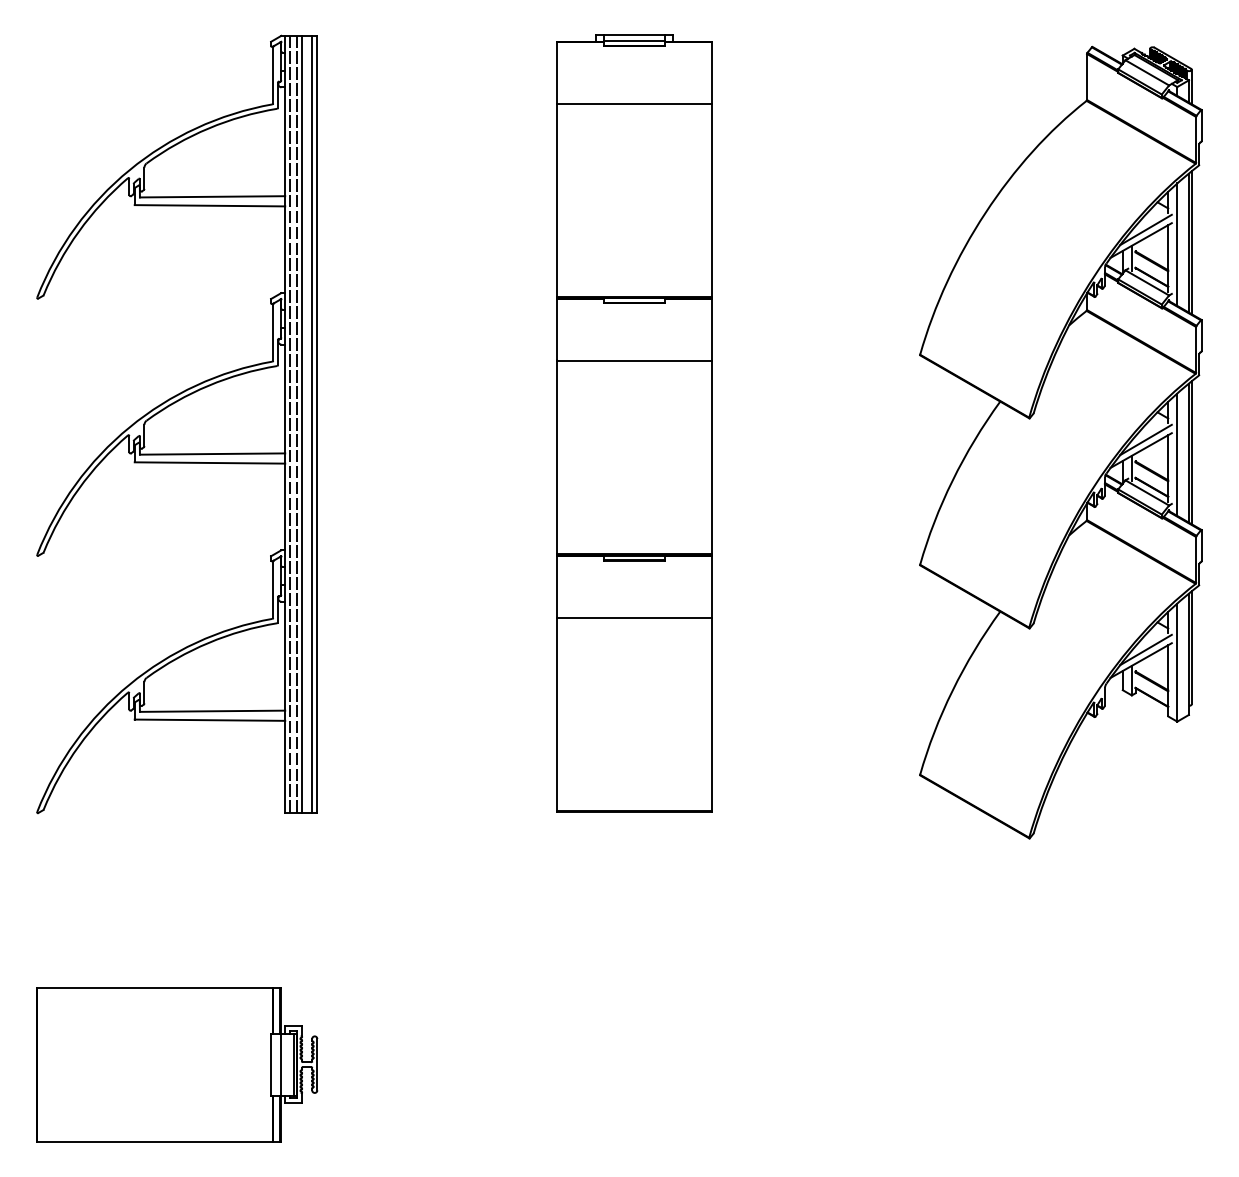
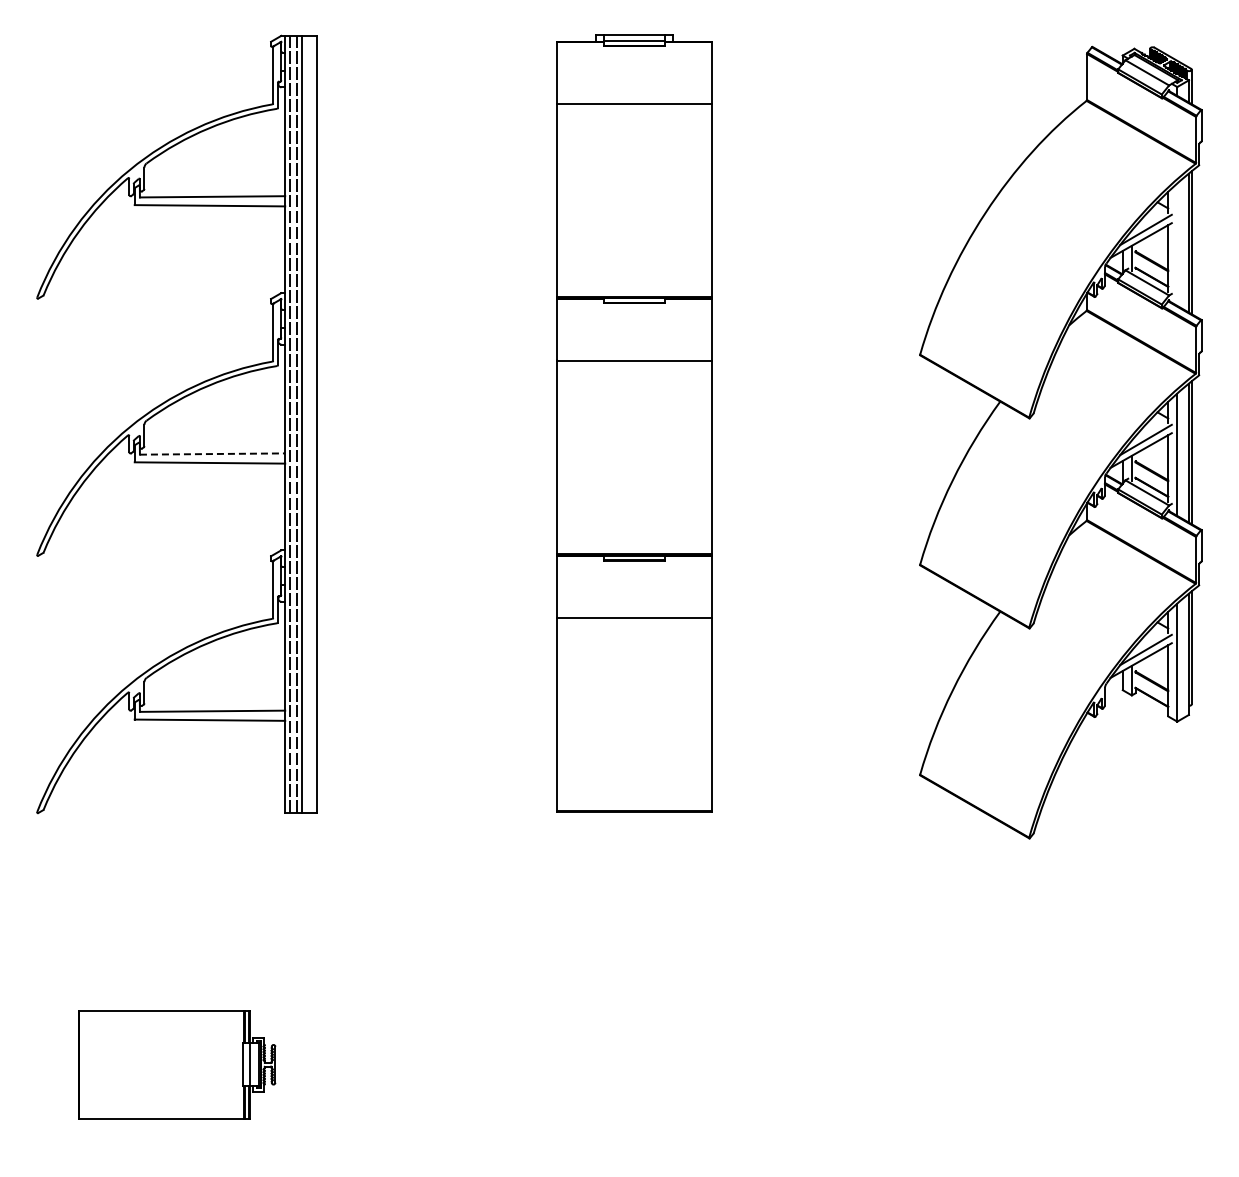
line: present -> none (1177, 244)
line: present -> none (312, 424)
line: solid -> dashed (212, 454)
part size: 283x156 px -> 199x110 px (177, 1064)
